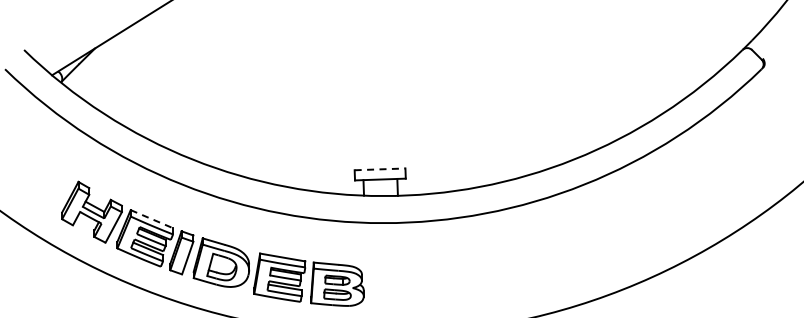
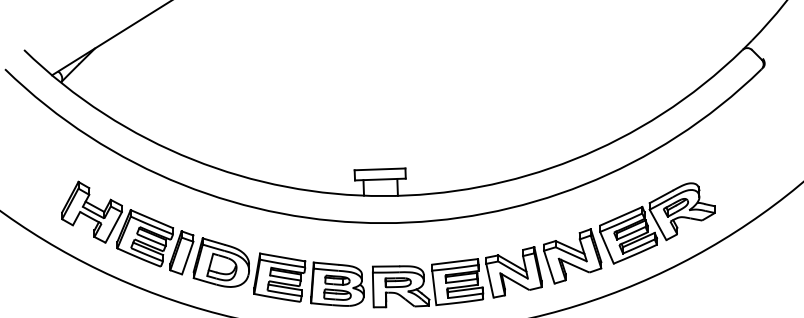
line: dashed -> solid (380, 169)
line: dashed -> solid (152, 219)
part: none -> present (543, 245)
